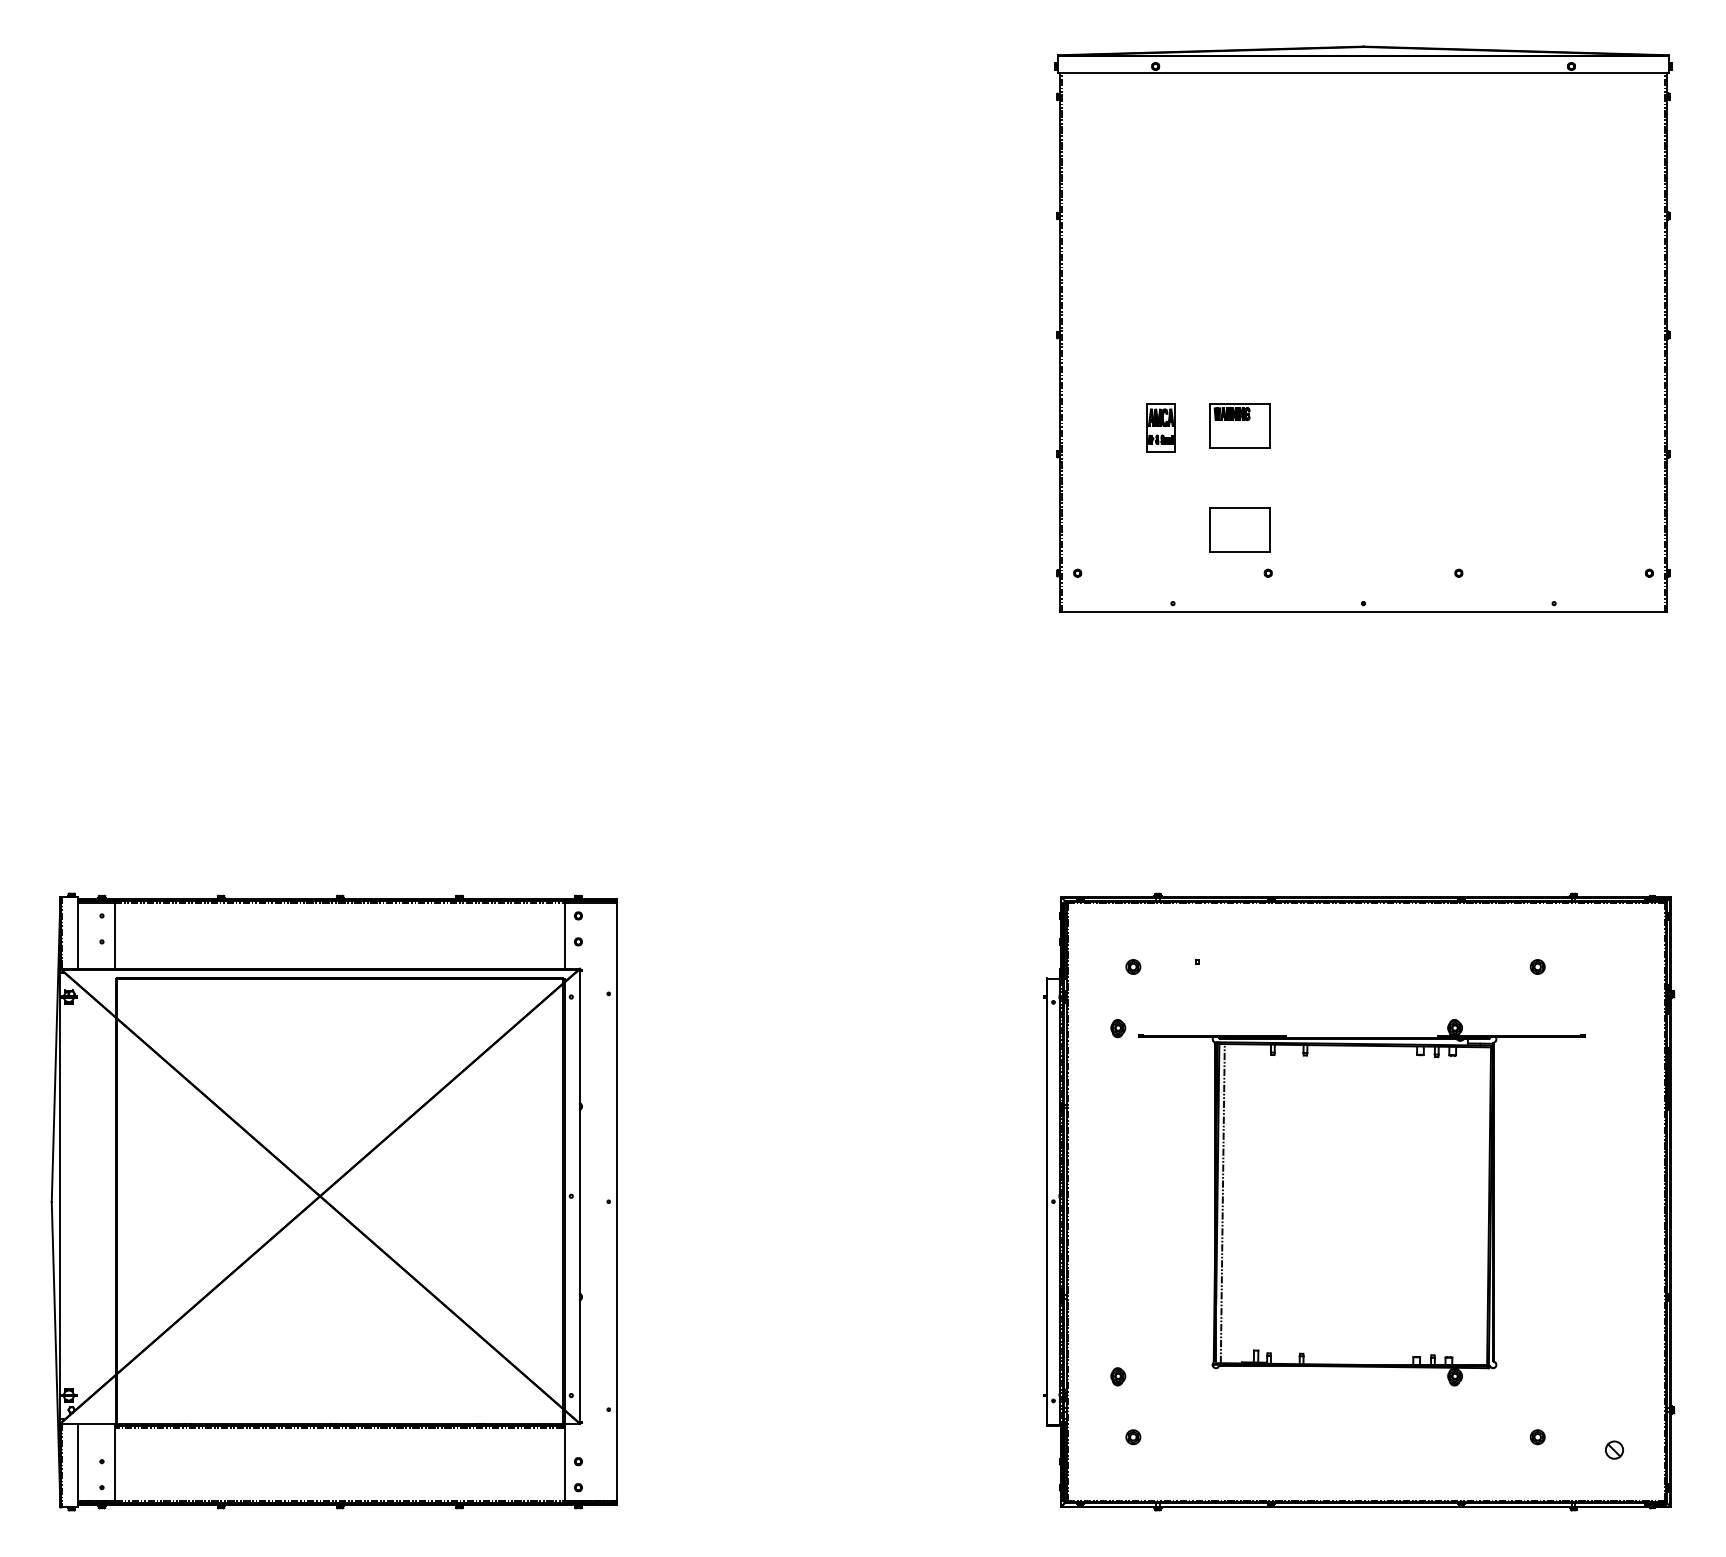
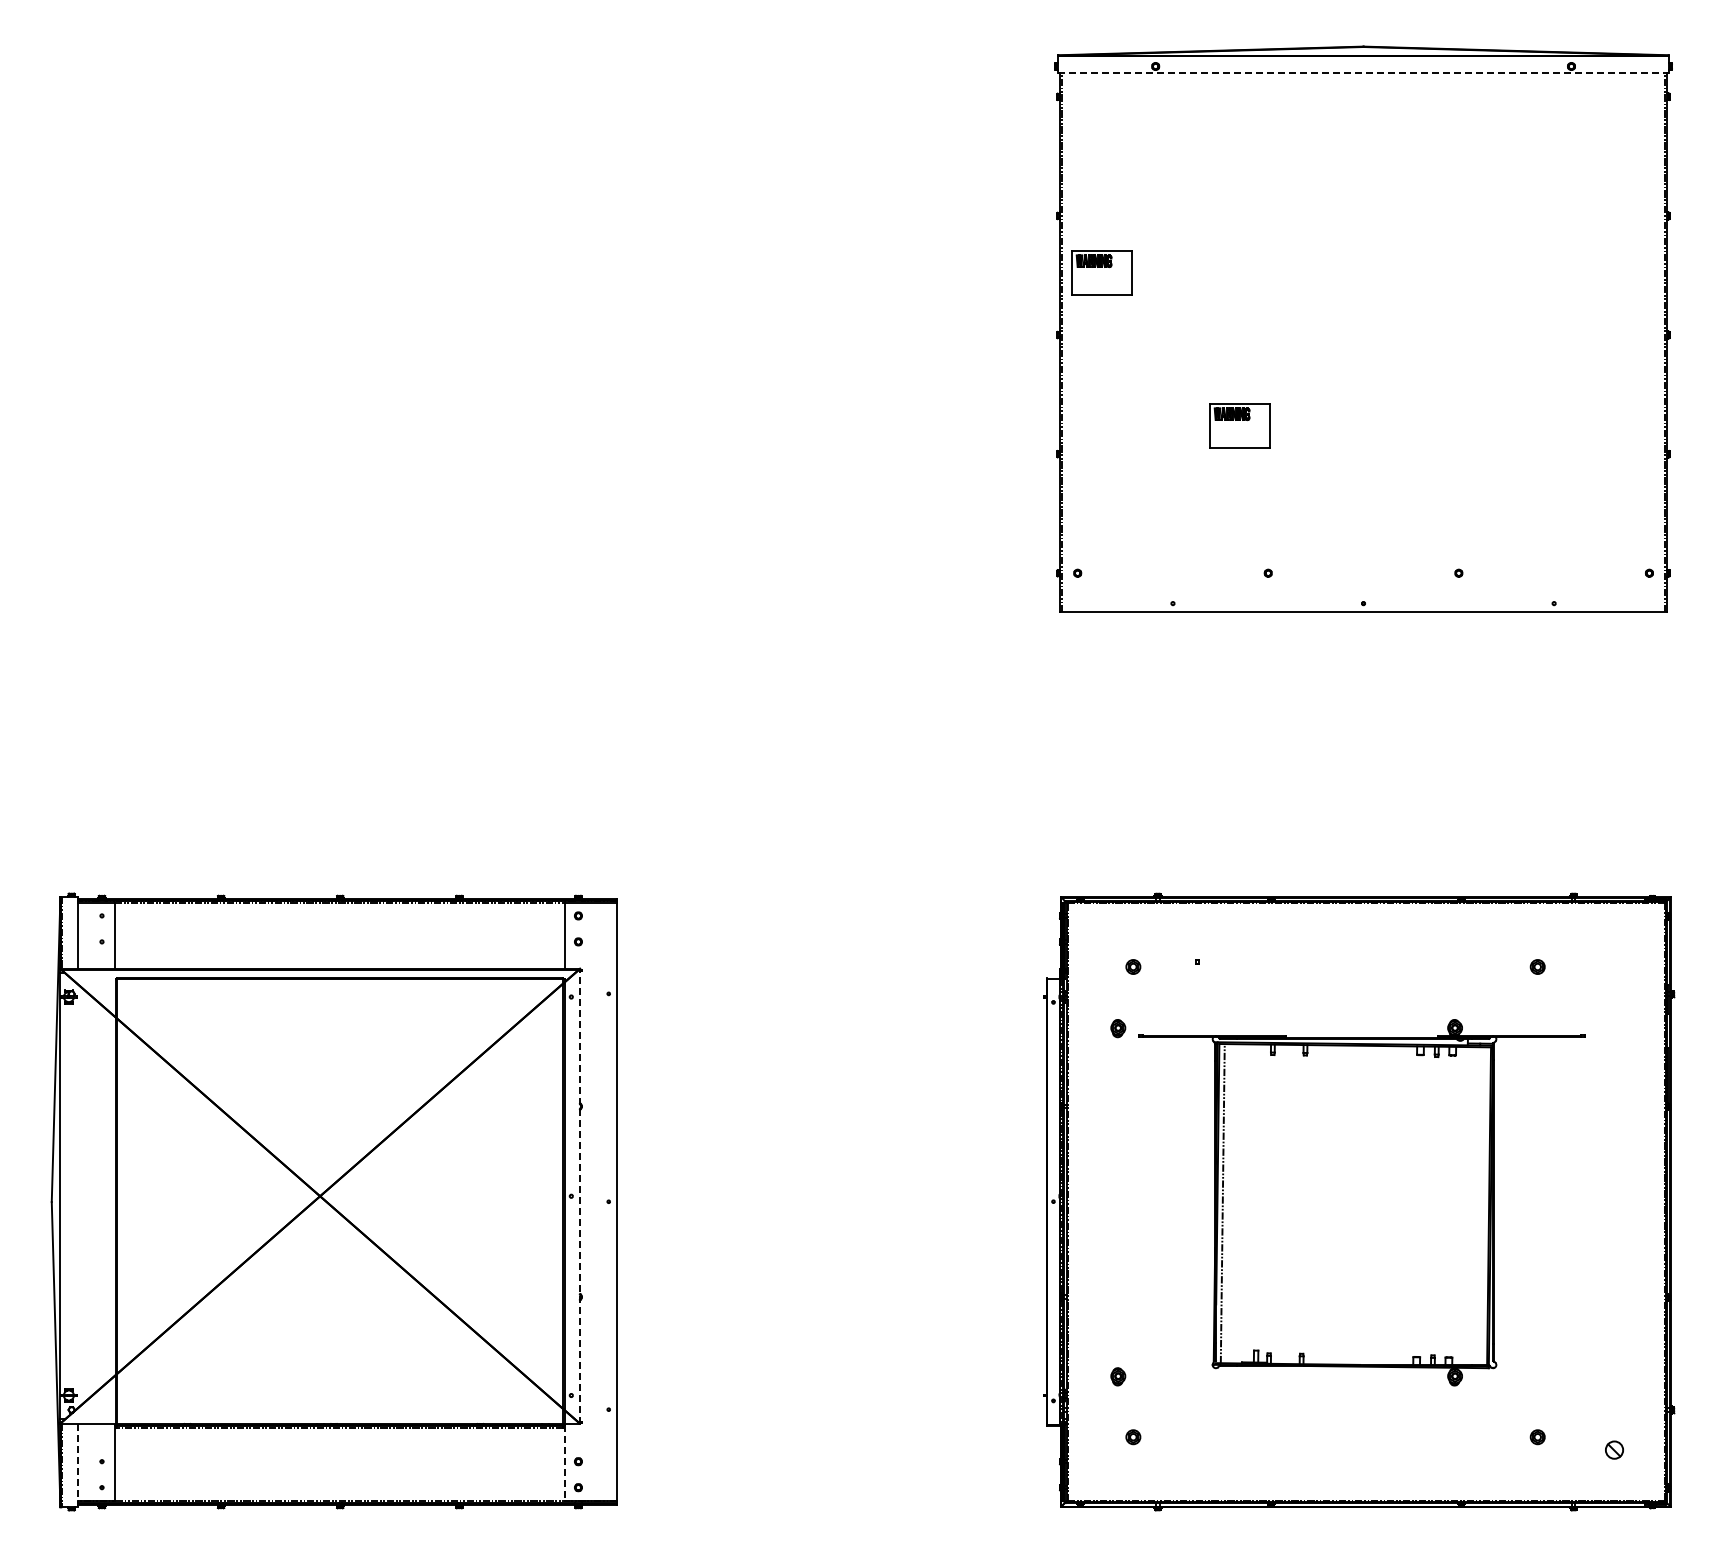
line: solid -> dashed (1364, 73)
part: none -> present (1101, 272)
part: present -> none (1160, 427)
part: present -> none (1239, 529)
line: solid -> dashed (580, 1195)
line: solid -> dashed (565, 1462)
line: solid -> dashed (78, 1465)
